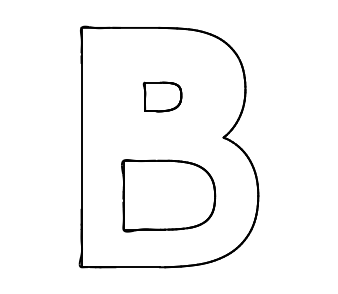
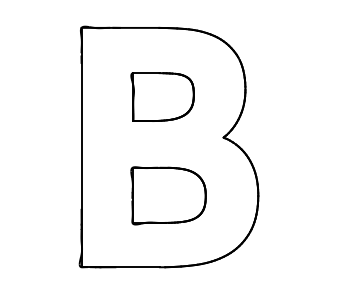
part size: 41x32 px -> 65x50 px (162, 96)
part size: 96x74 px -> 77x60 px (168, 195)
